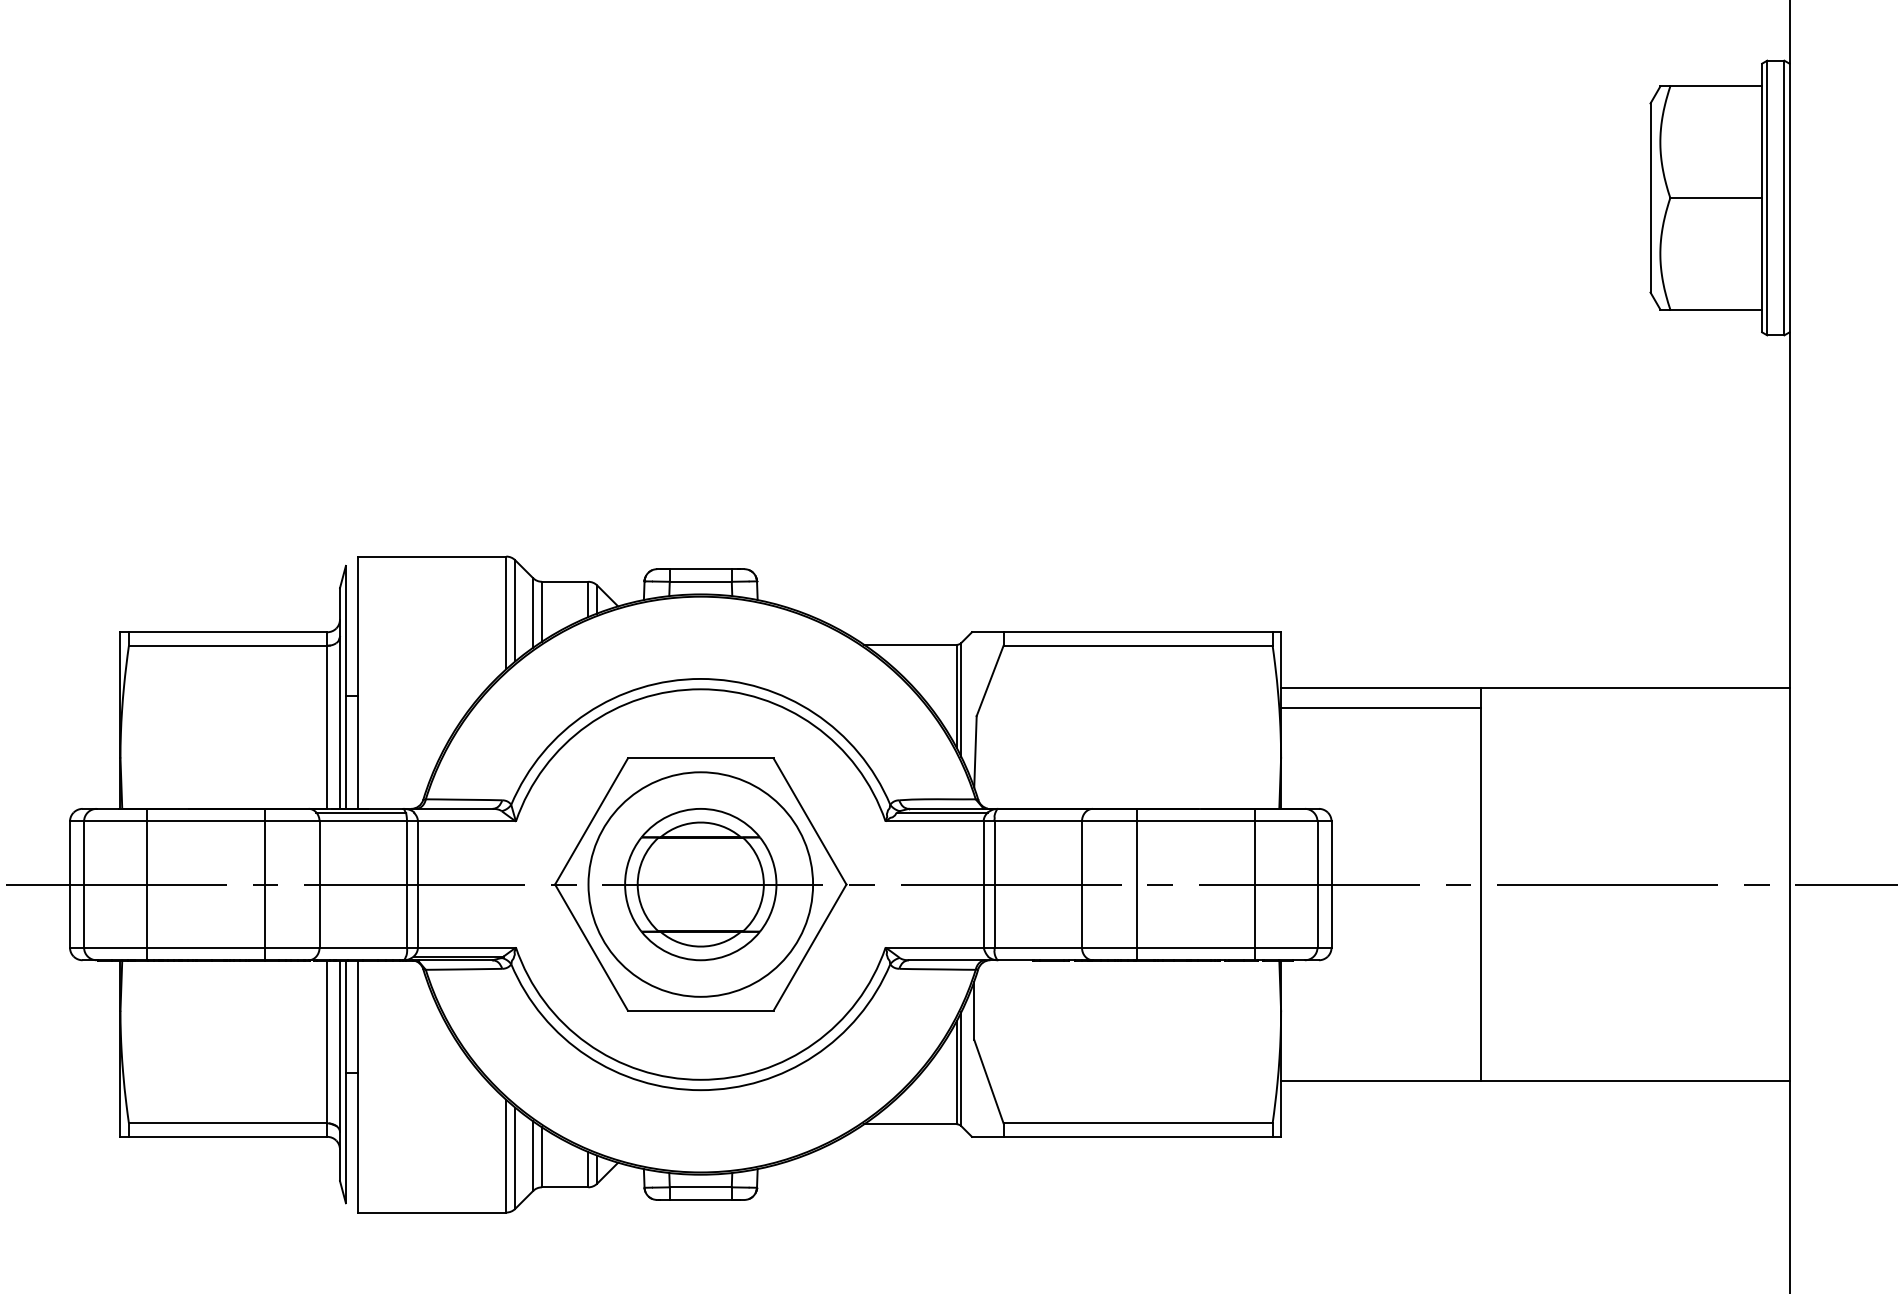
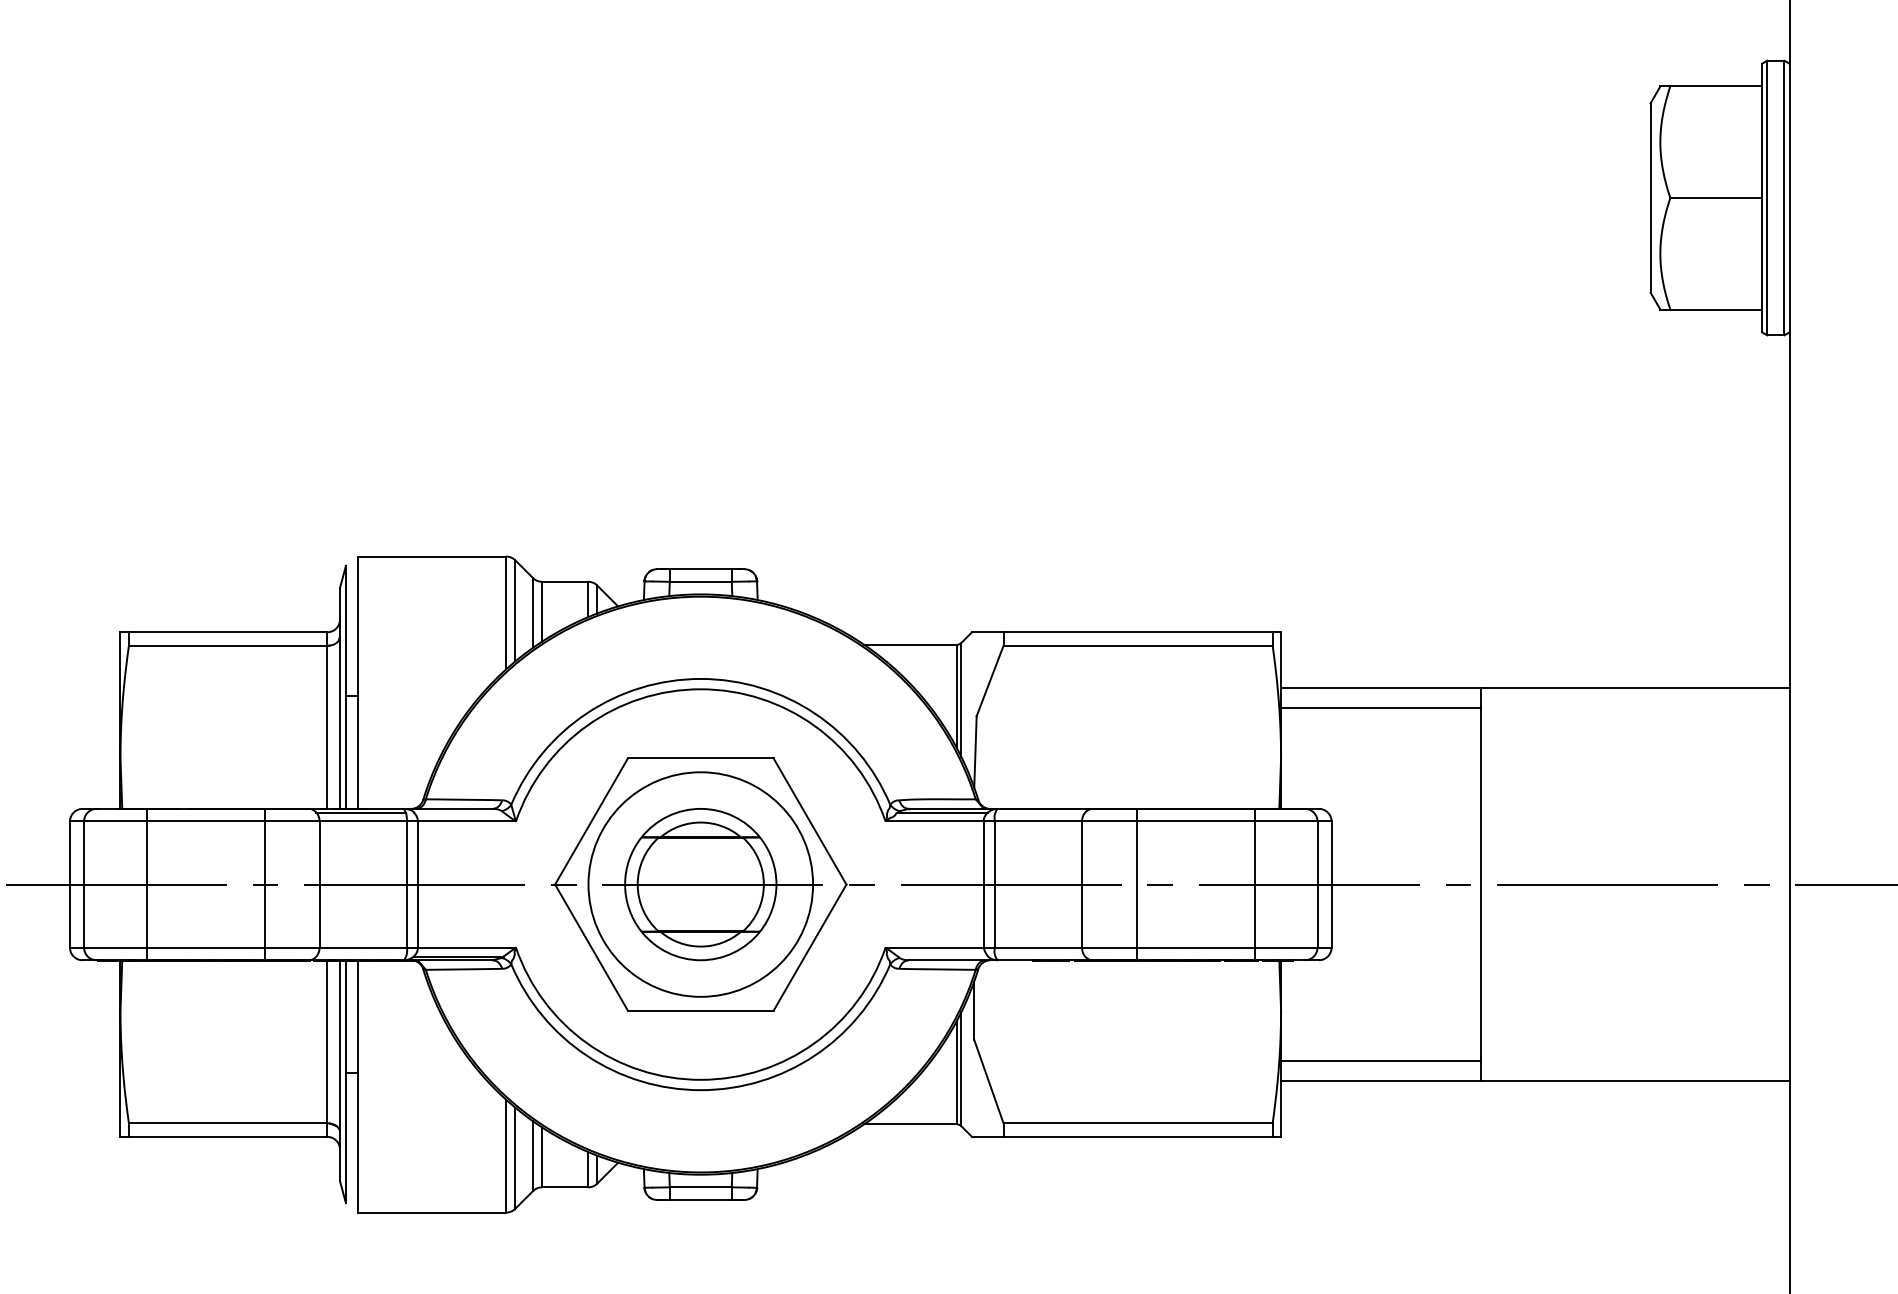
line: none -> present (1380, 1061)
